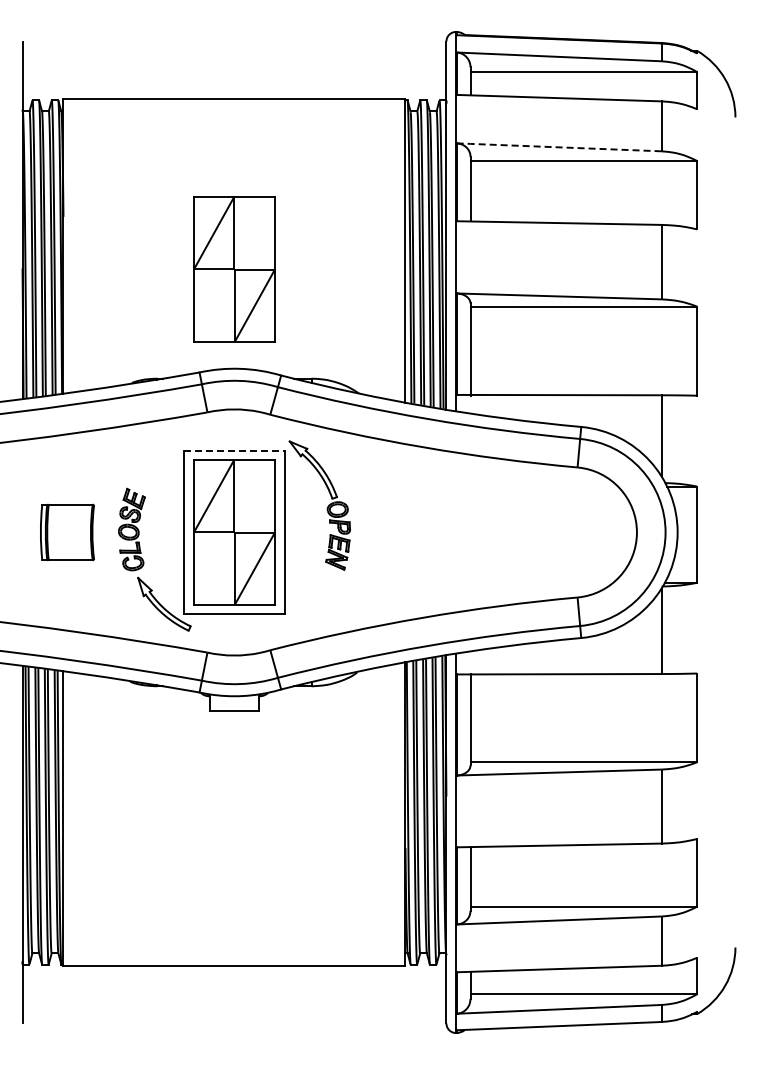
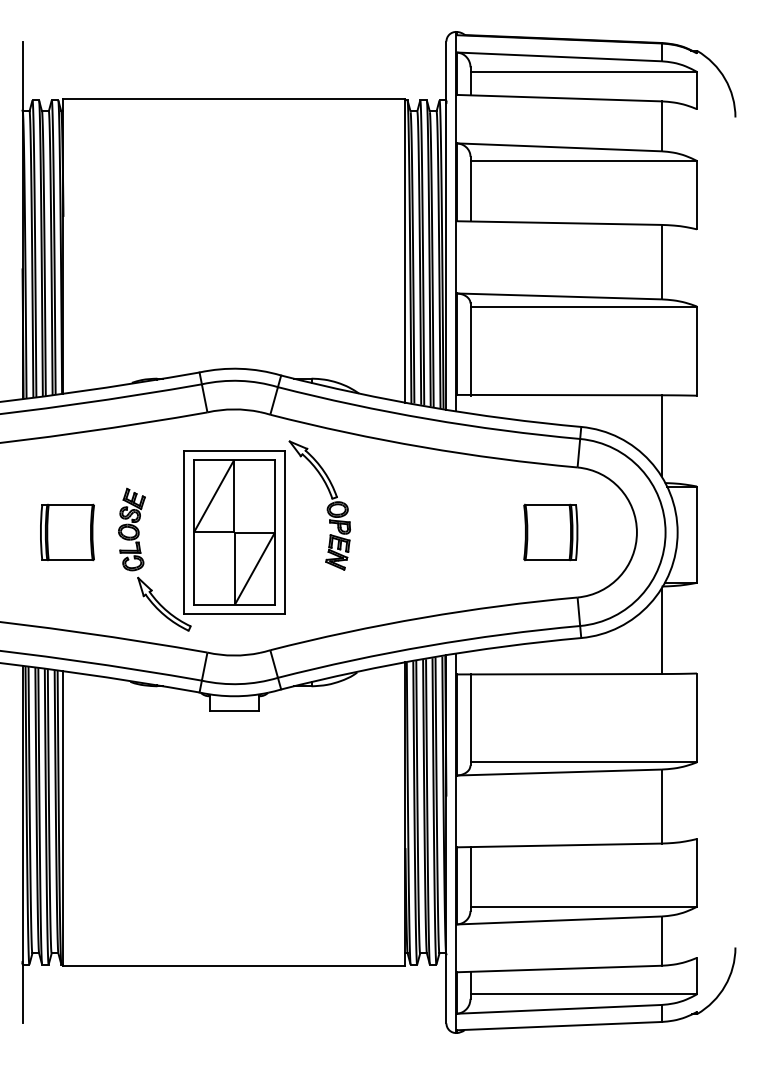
line: dashed -> solid (559, 147)
part: present -> none (234, 269)
line: dashed -> solid (234, 450)
part: none -> present (550, 532)
